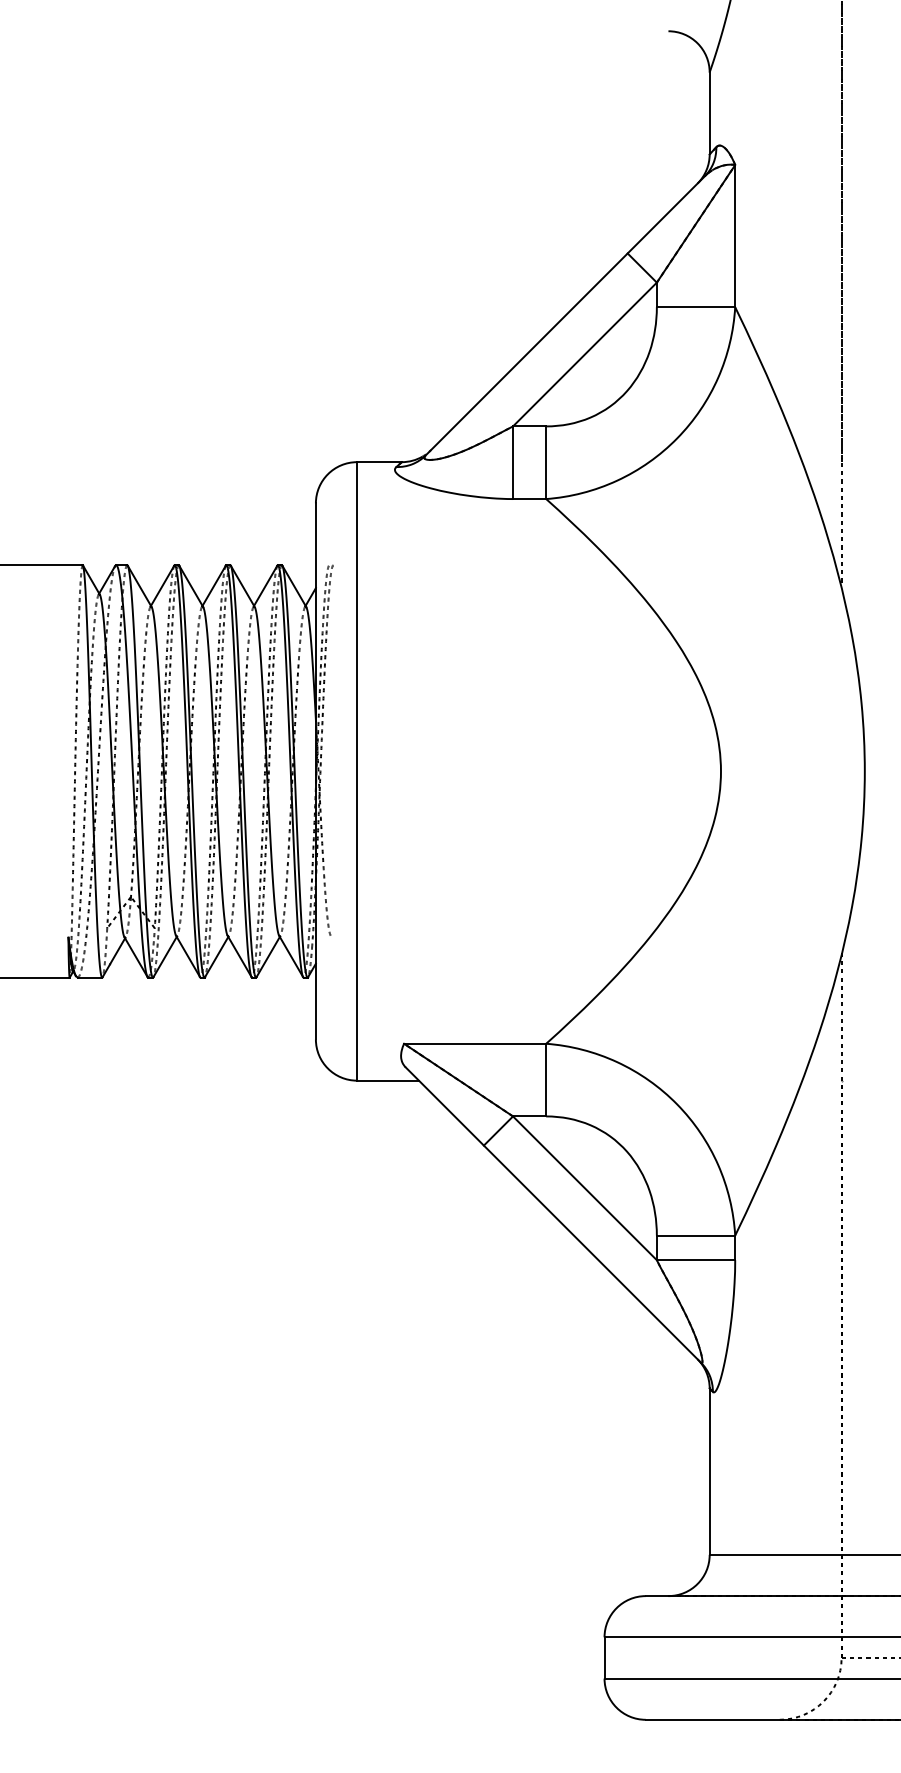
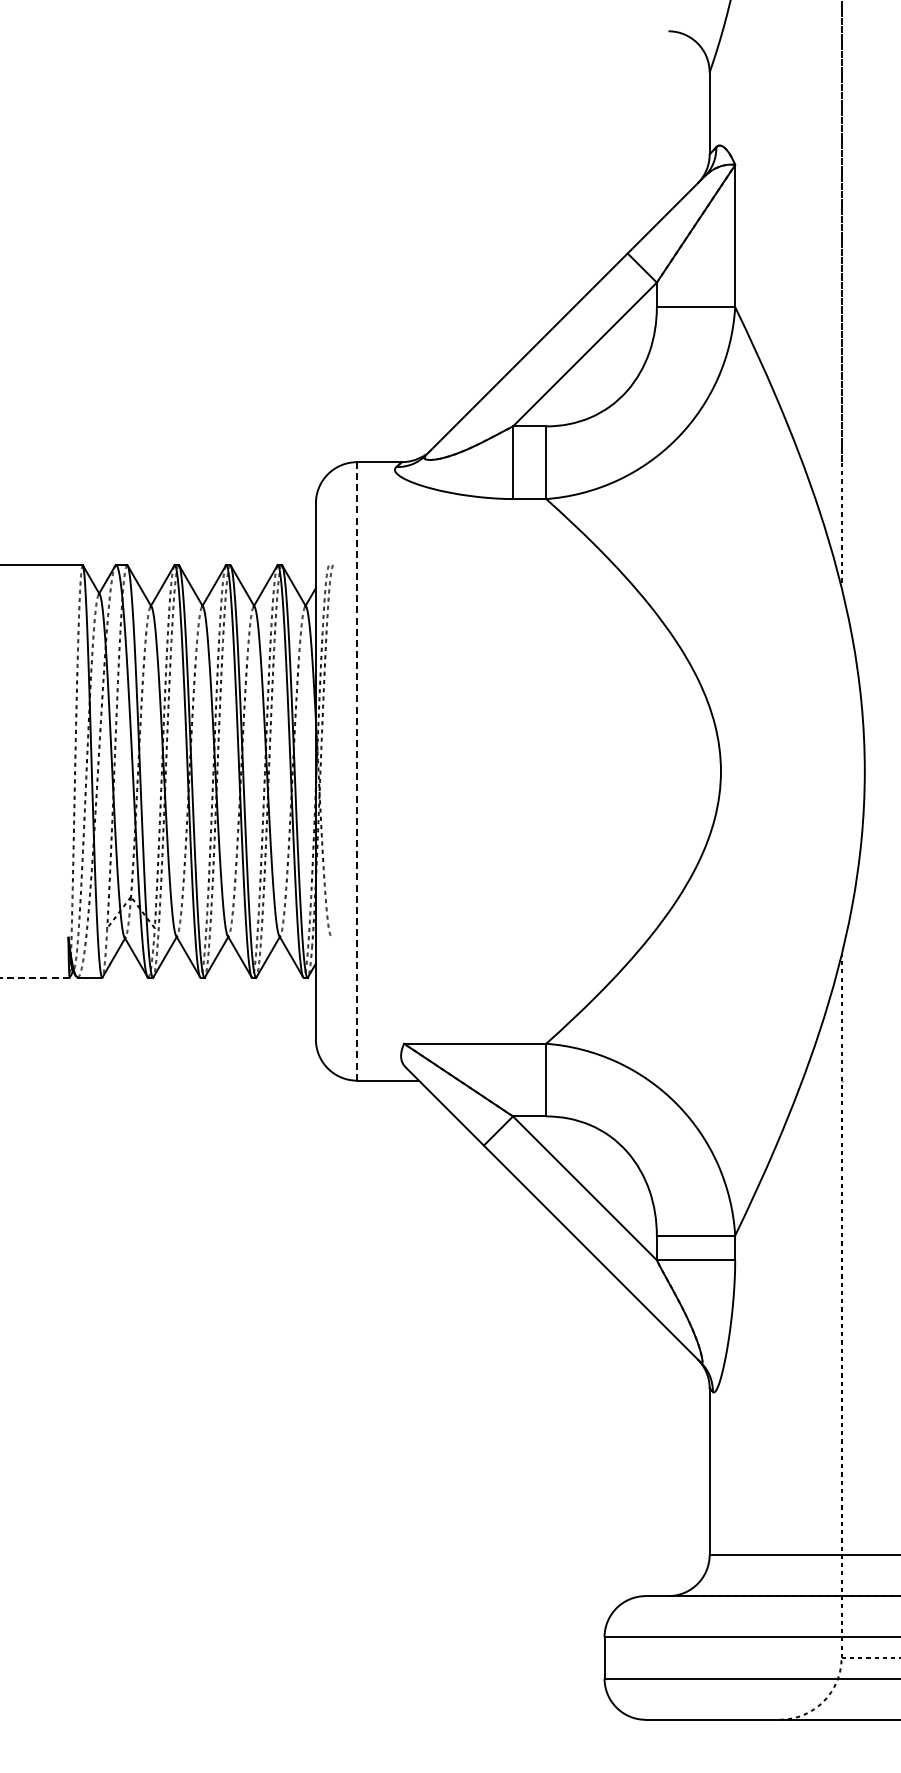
line: solid -> dashed (357, 770)
line: solid -> dashed (34, 977)
